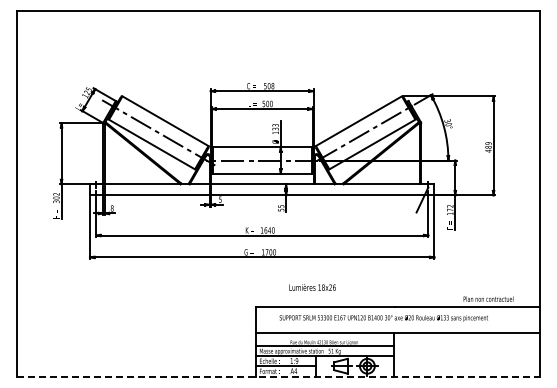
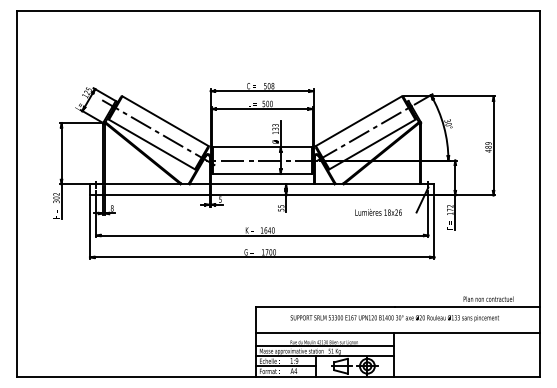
text position: (312, 287) -> (378, 212) (378, 212)
text position: (383, 318) -> (394, 318) (394, 318)
line: dashed -> solid (278, 376)
